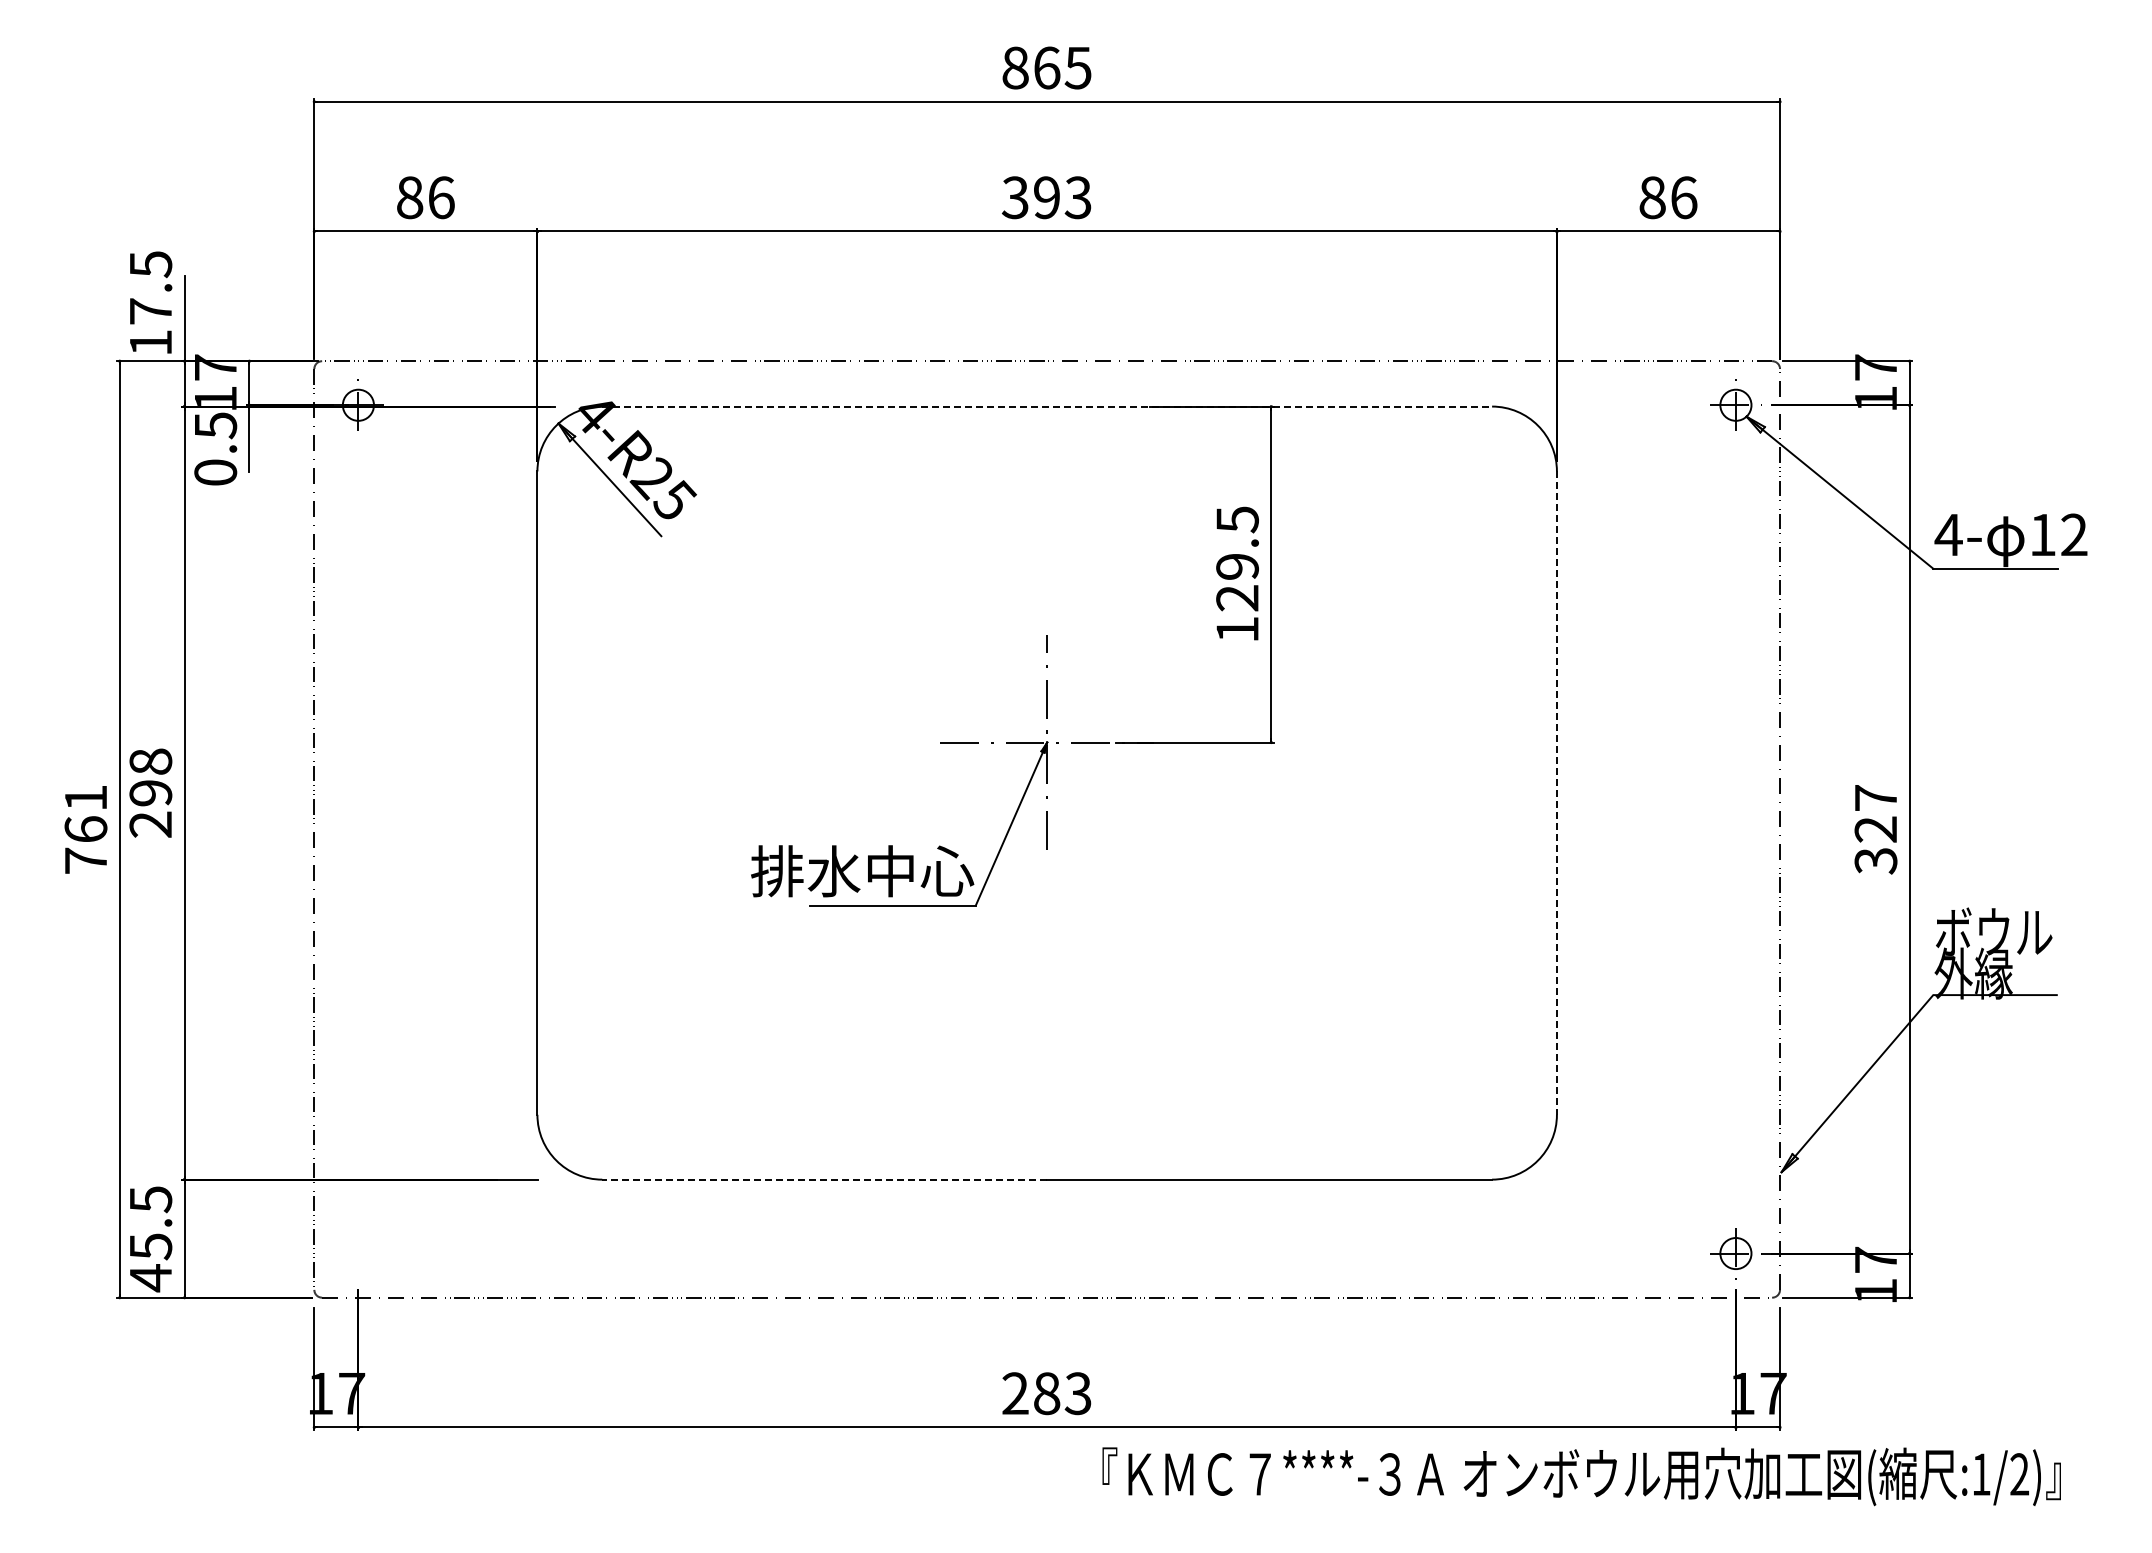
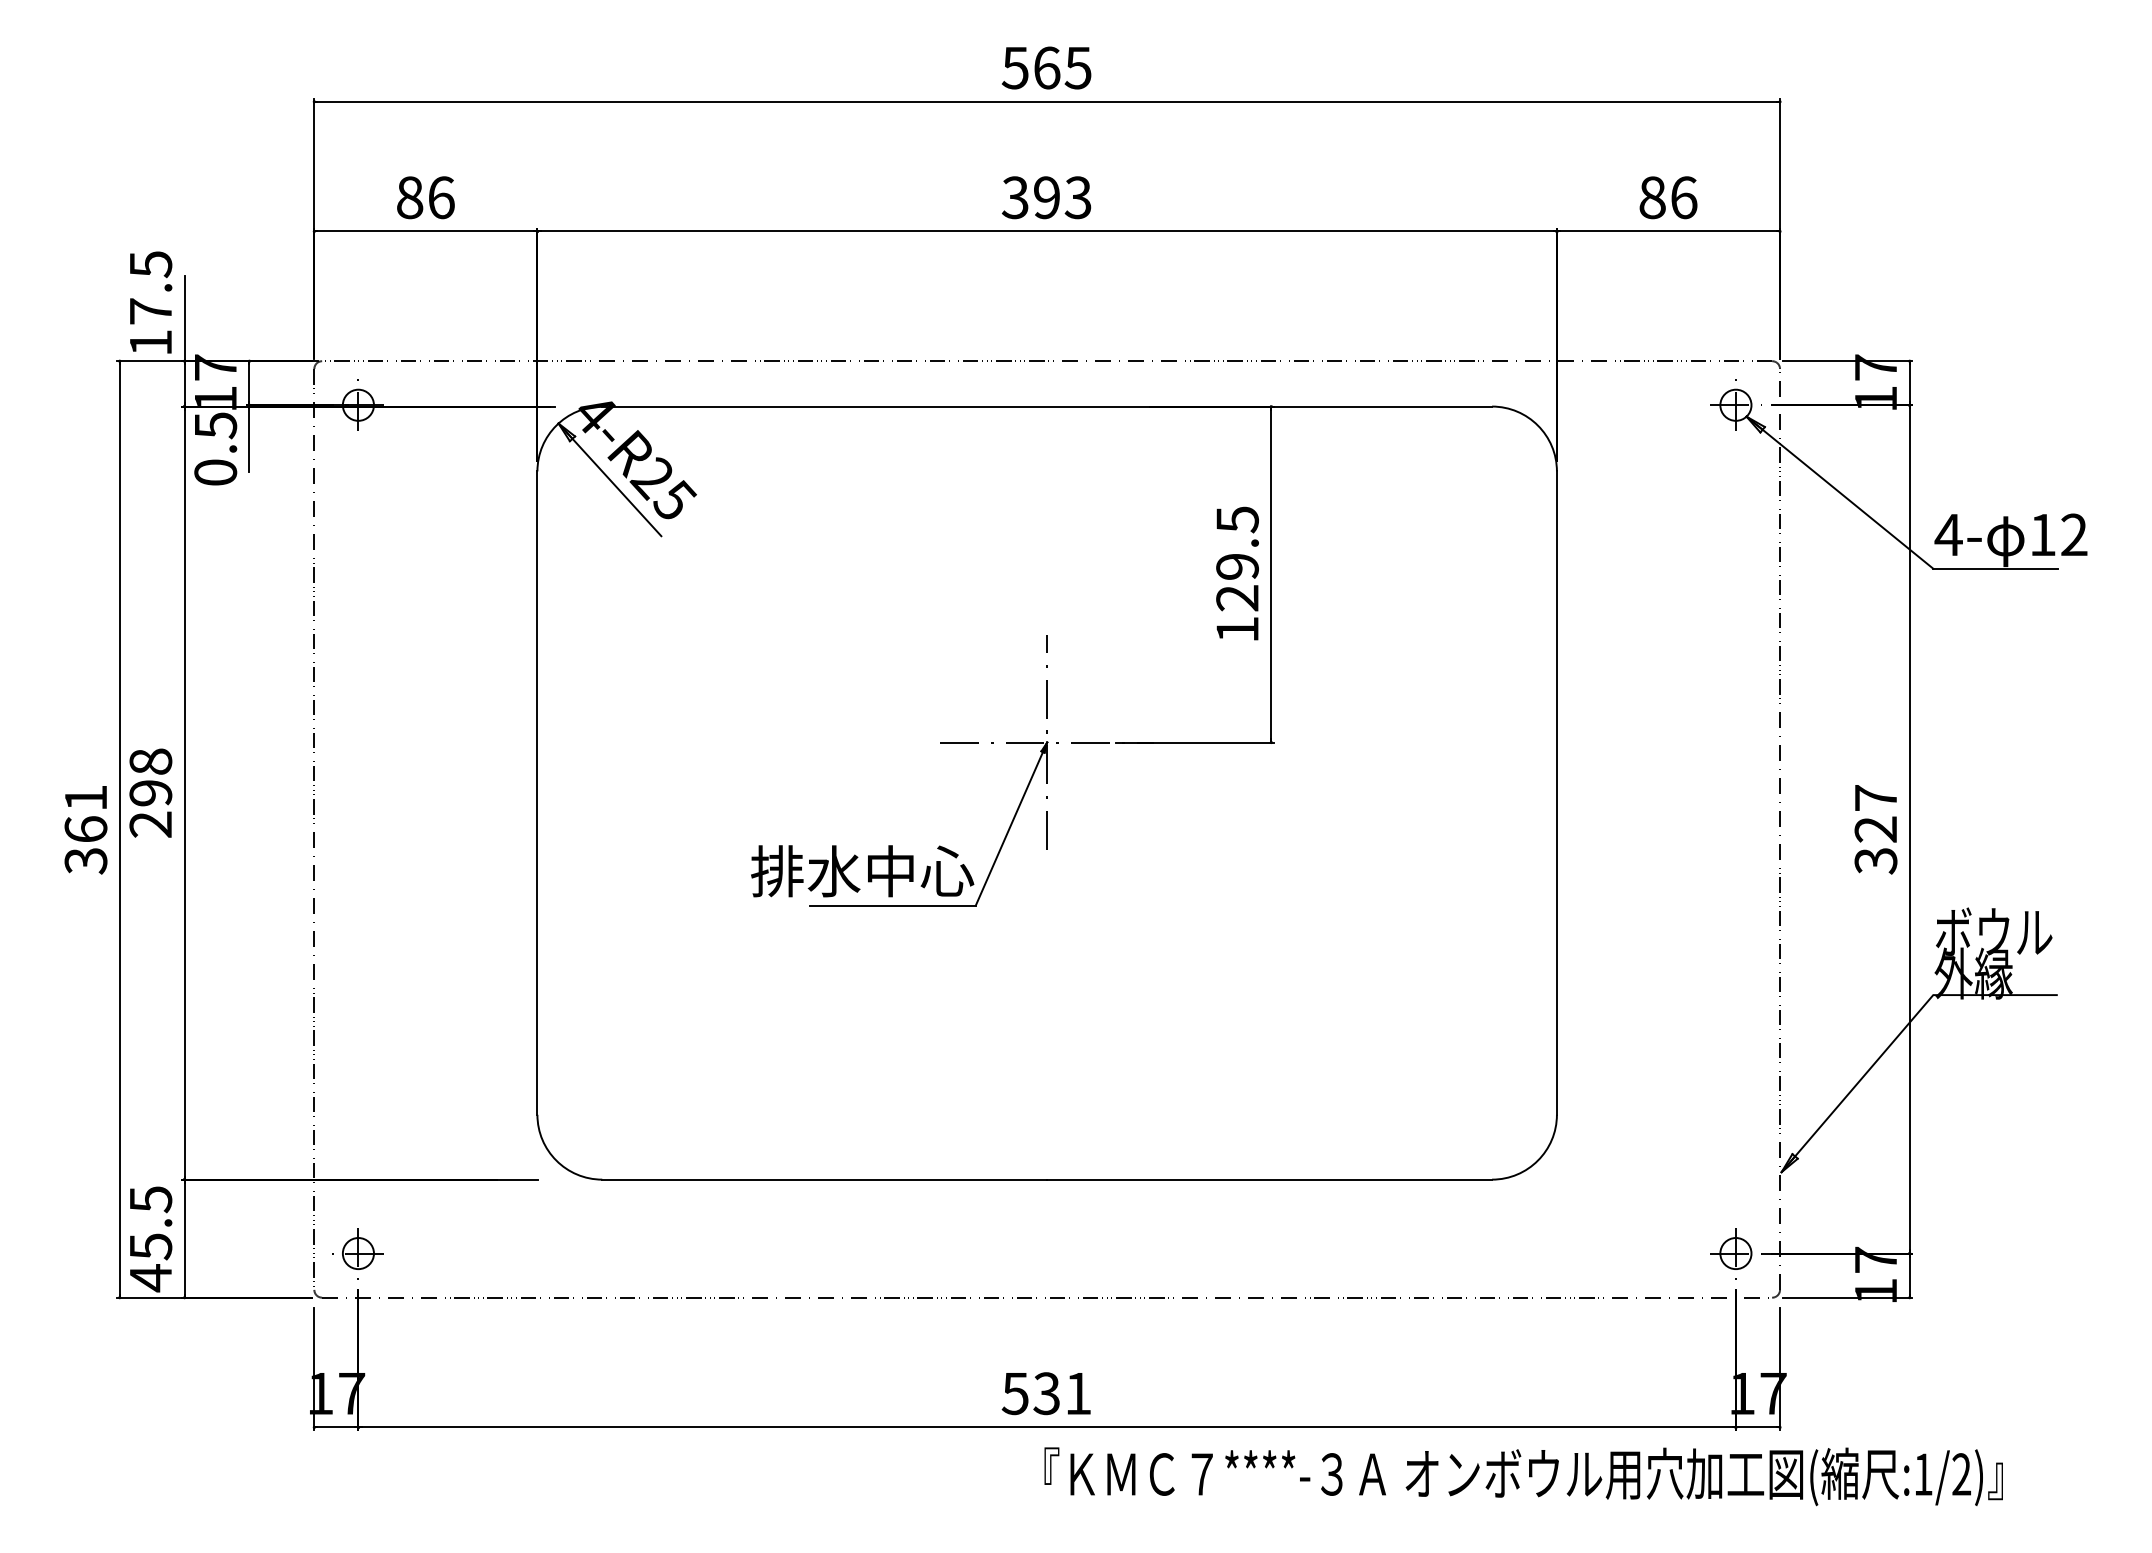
text: 865 -> 565 (1014, 67)
line: dashed -> solid (1047, 406)
line: dashed -> solid (1556, 793)
text: 761 -> 361 (85, 860)
line: dashed -> solid (824, 1179)
part: none -> present (357, 1253)
text: 283 -> 531 (1046, 1393)
text position: (1581, 1476) -> (1523, 1476) (1523, 1476)
